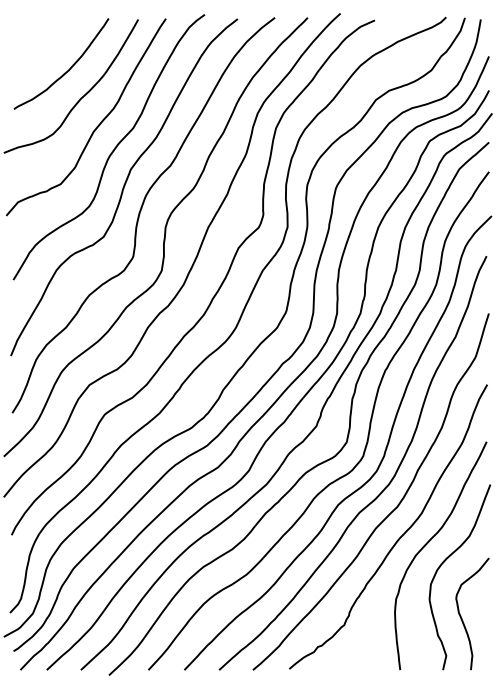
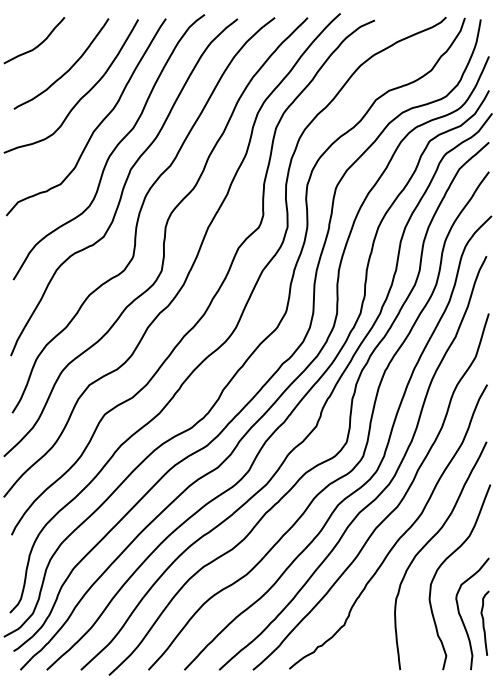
curve: none -> present (38, 44)
curve: none -> present (484, 622)
